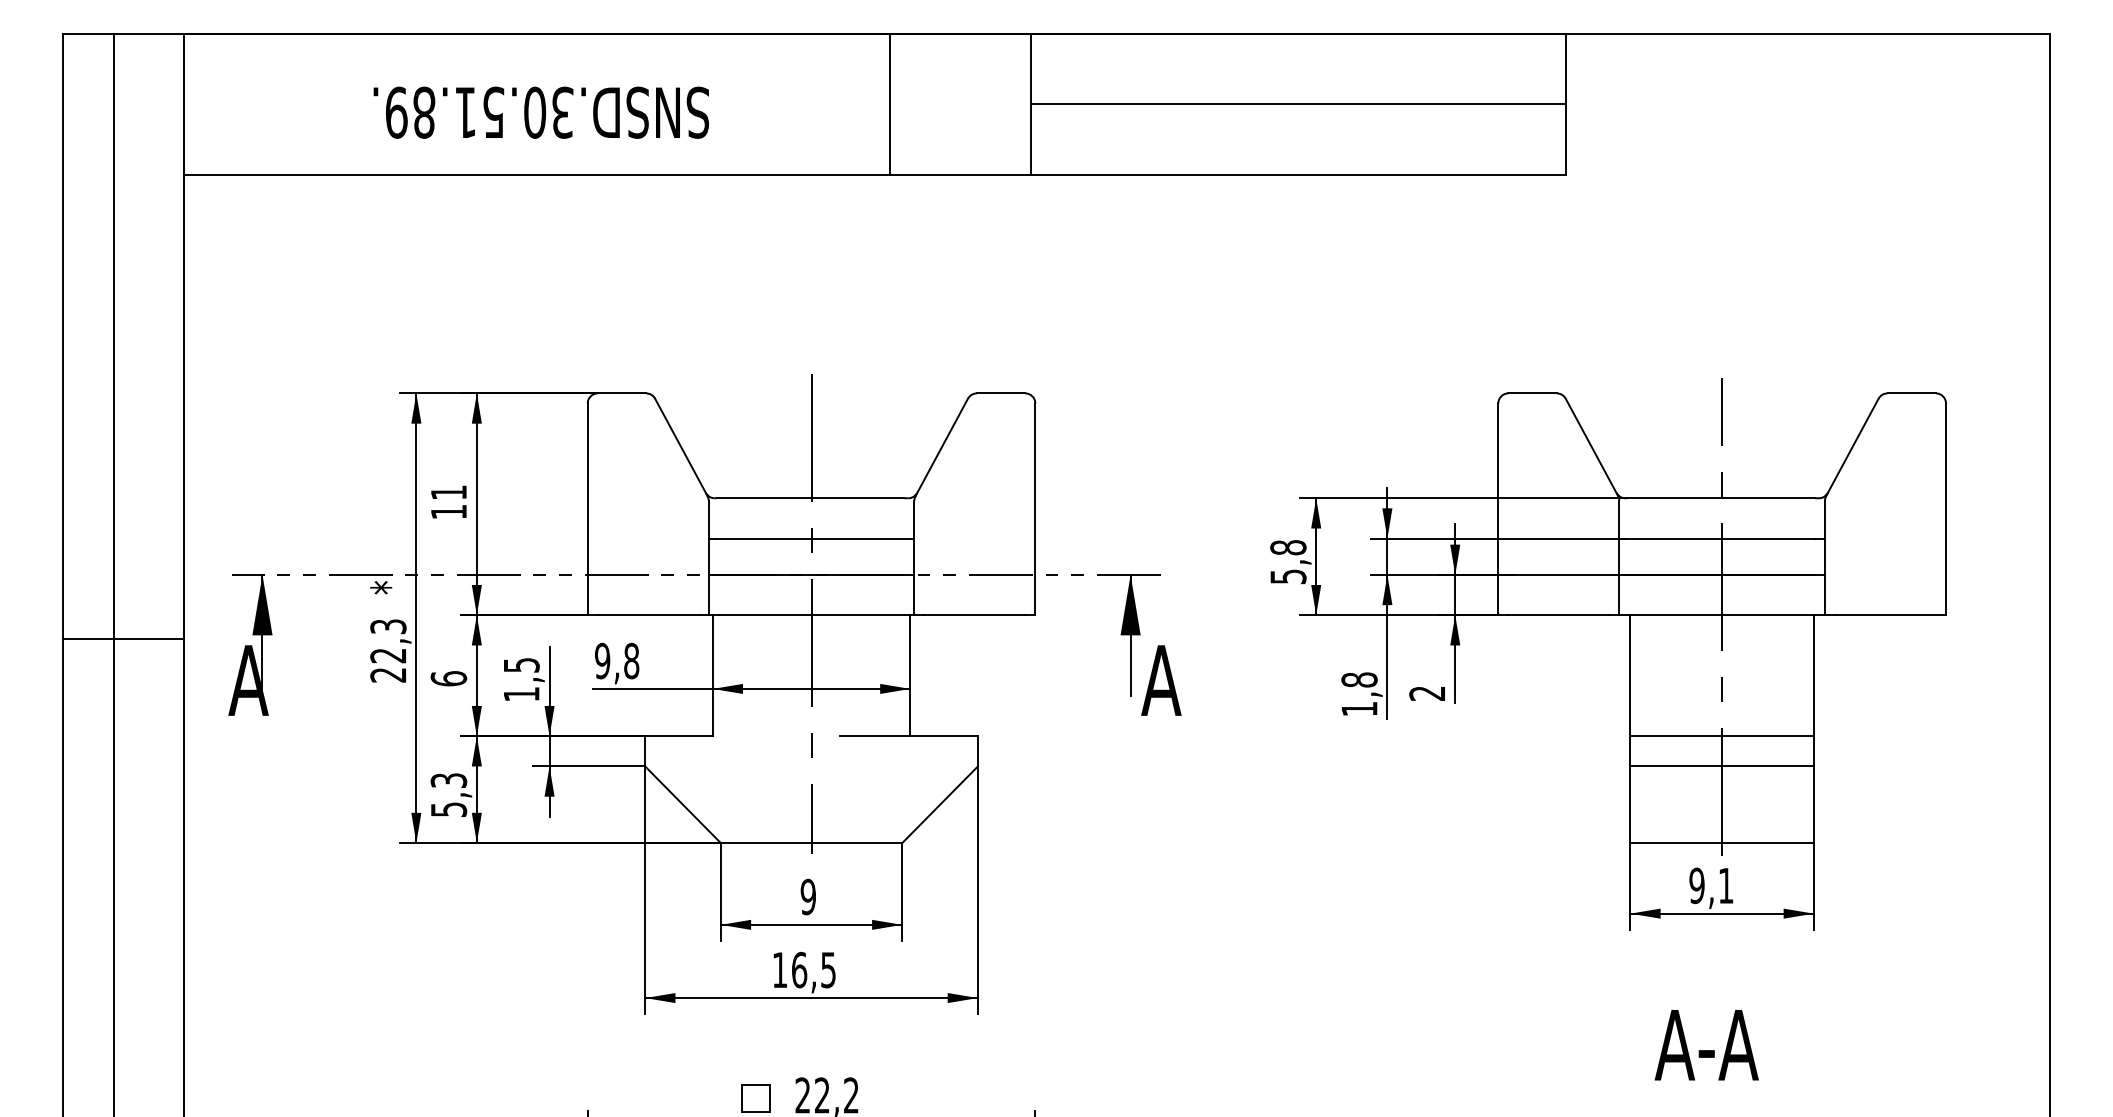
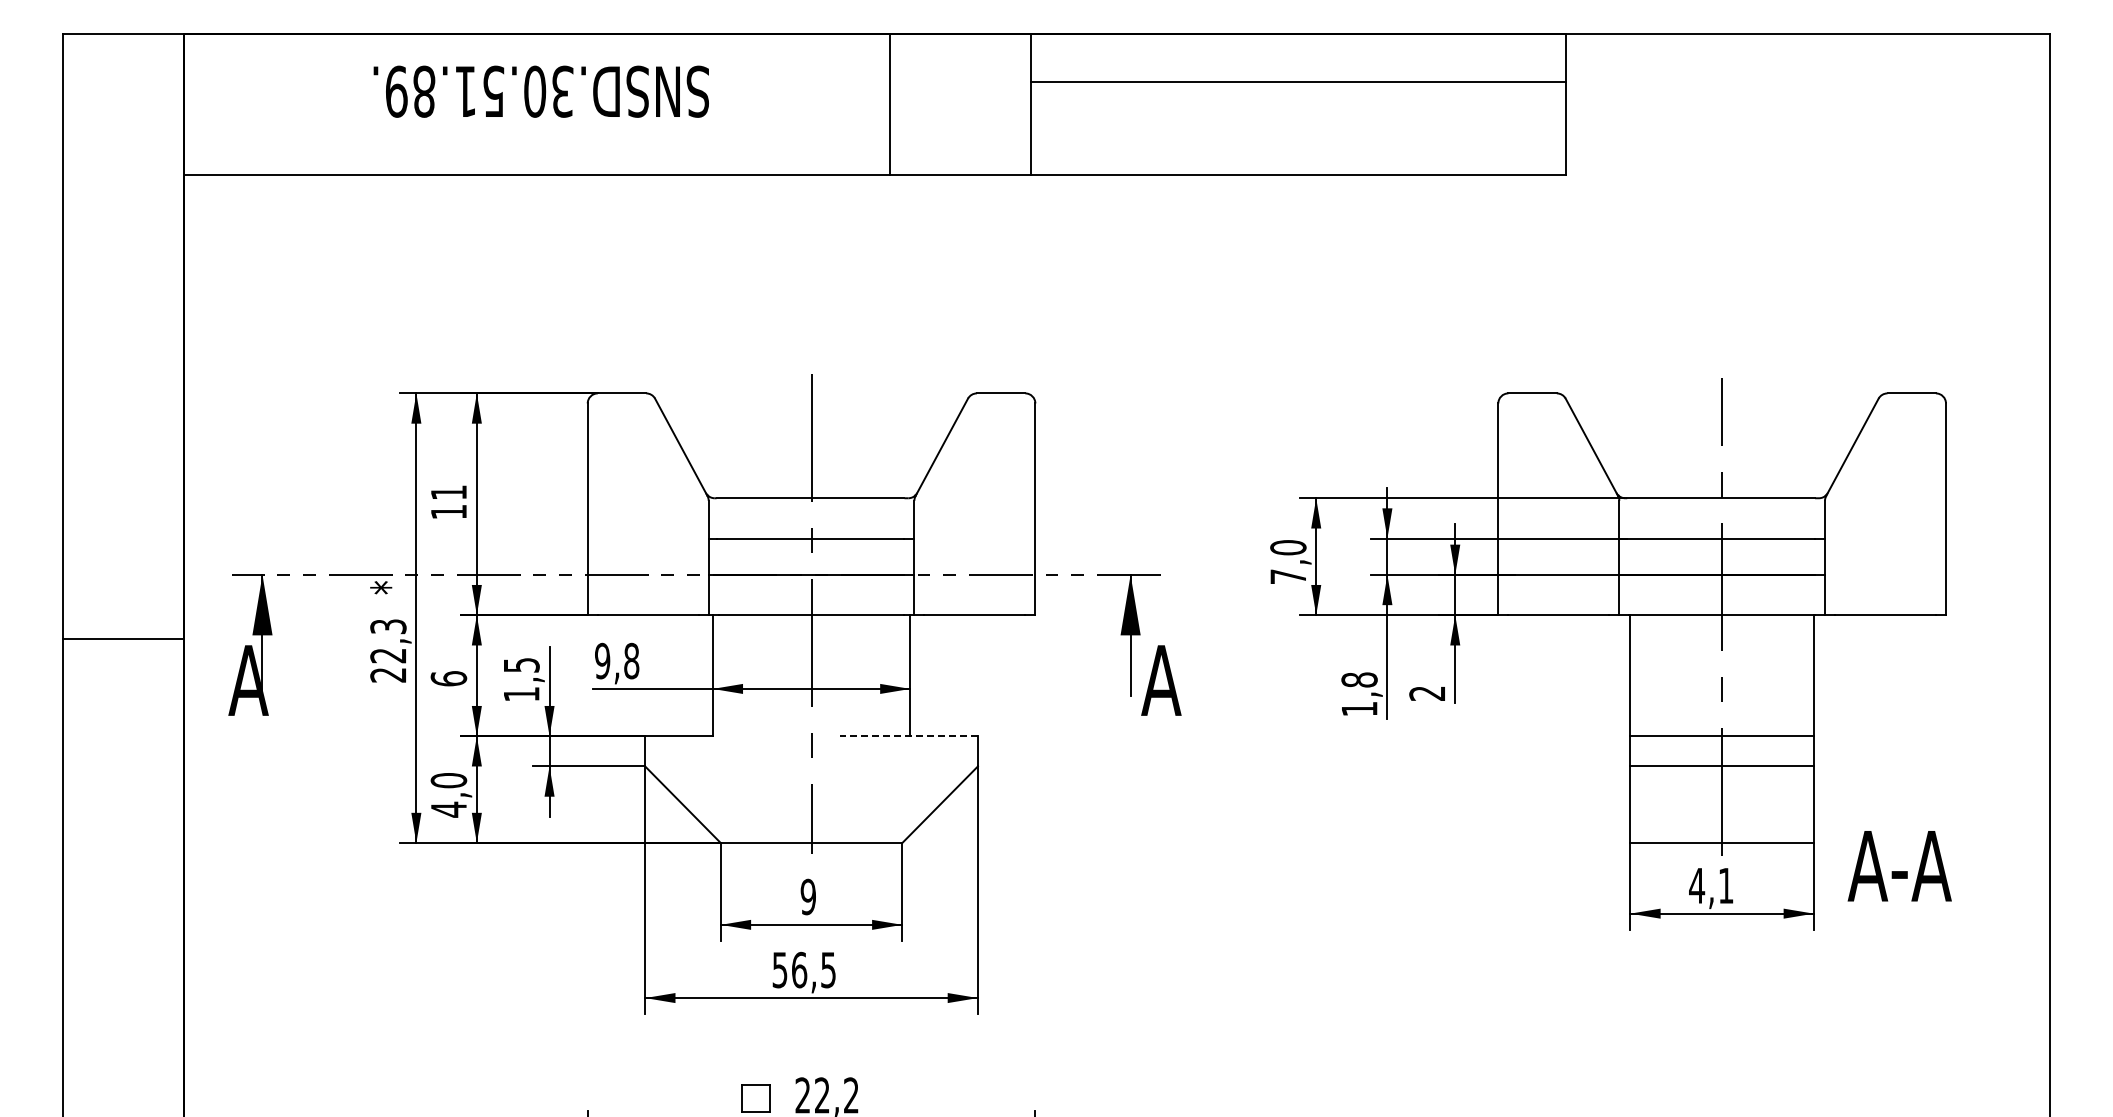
line position: (1298, 104) -> (1298, 82) (1298, 82)
text position: (540, 112) -> (540, 91) (540, 91)
text: 5,8 -> 7,0 (1288, 562)
line: present -> none (113, 573)
line: solid -> dashed (908, 736)
text: 5,3 -> 4,0 (448, 795)
text: 9,1 -> 4,1 (1697, 885)
text: 16,5 -> 56,5 (779, 970)
text position: (1706, 1045) -> (1899, 866) (1899, 866)
